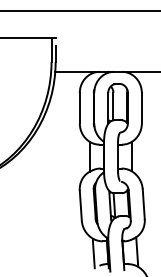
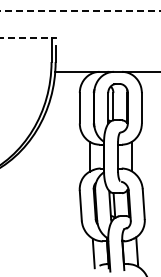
line: solid -> dashed (80, 11)
line: solid -> dashed (26, 38)
